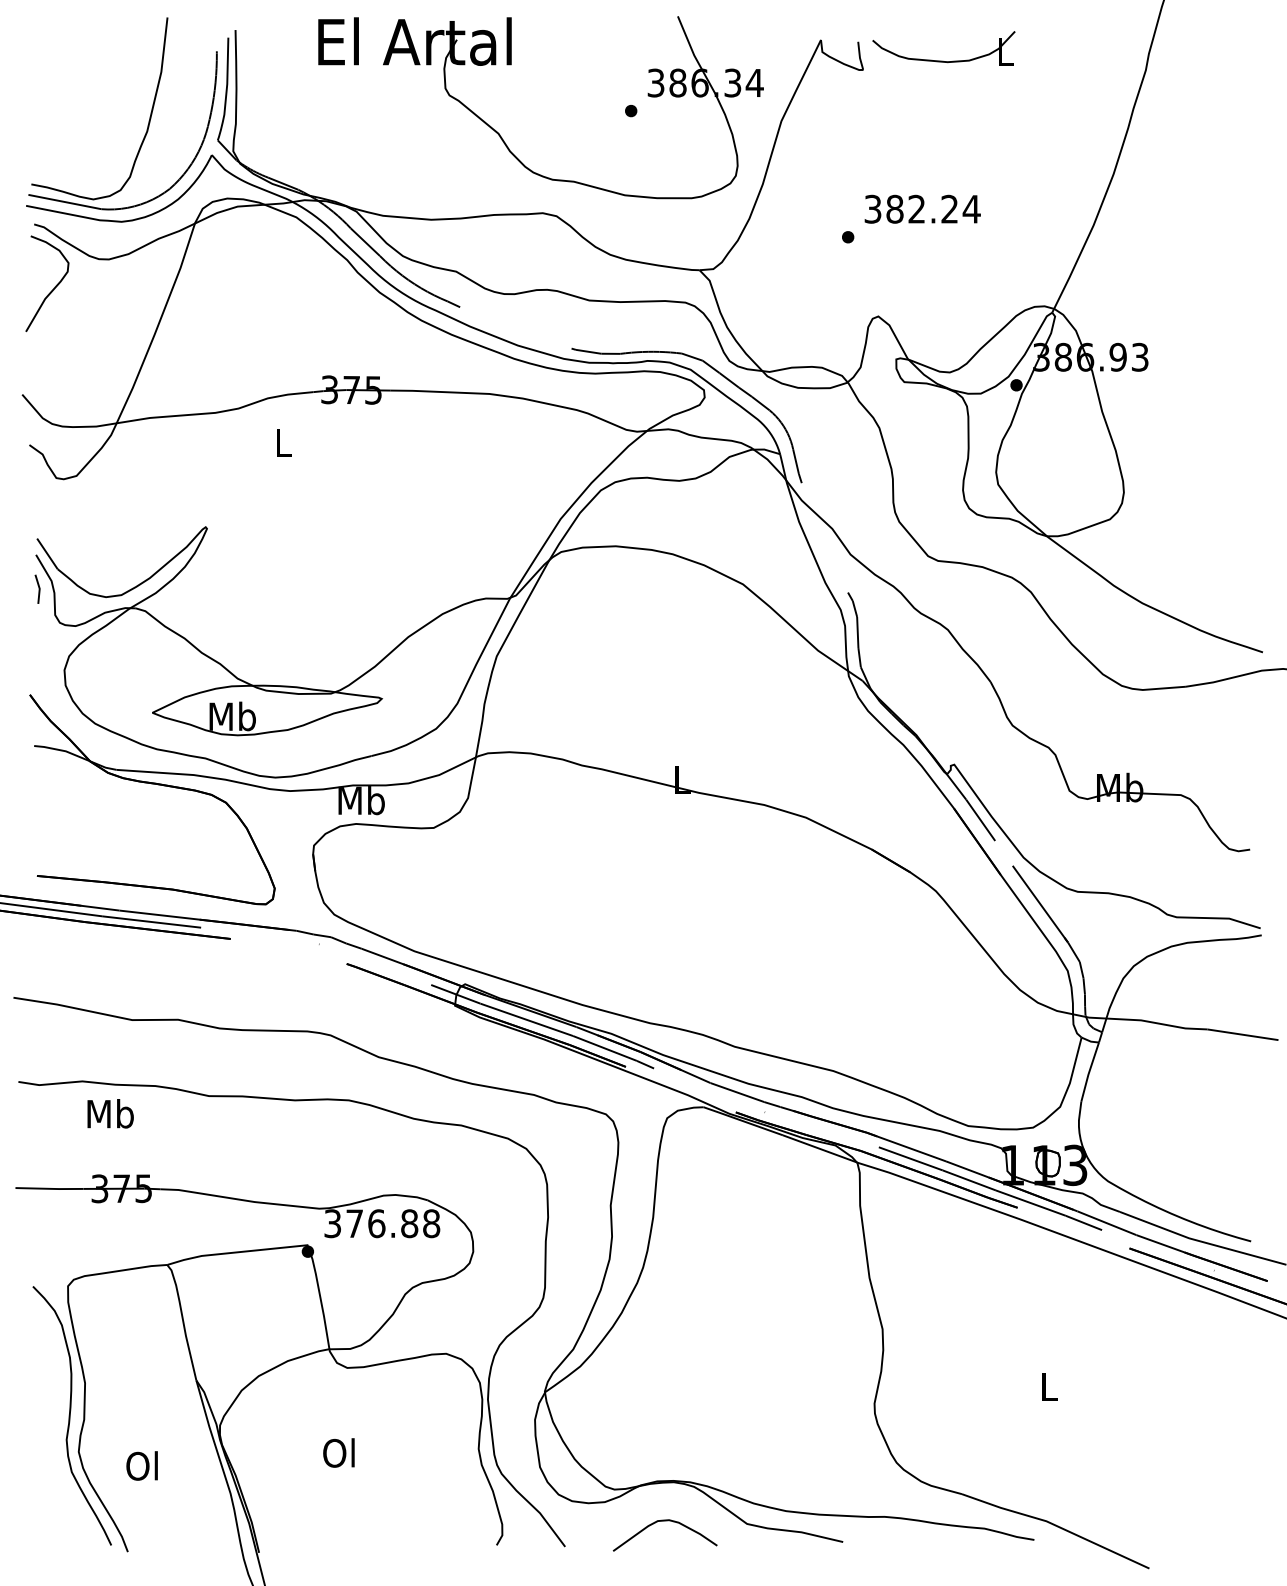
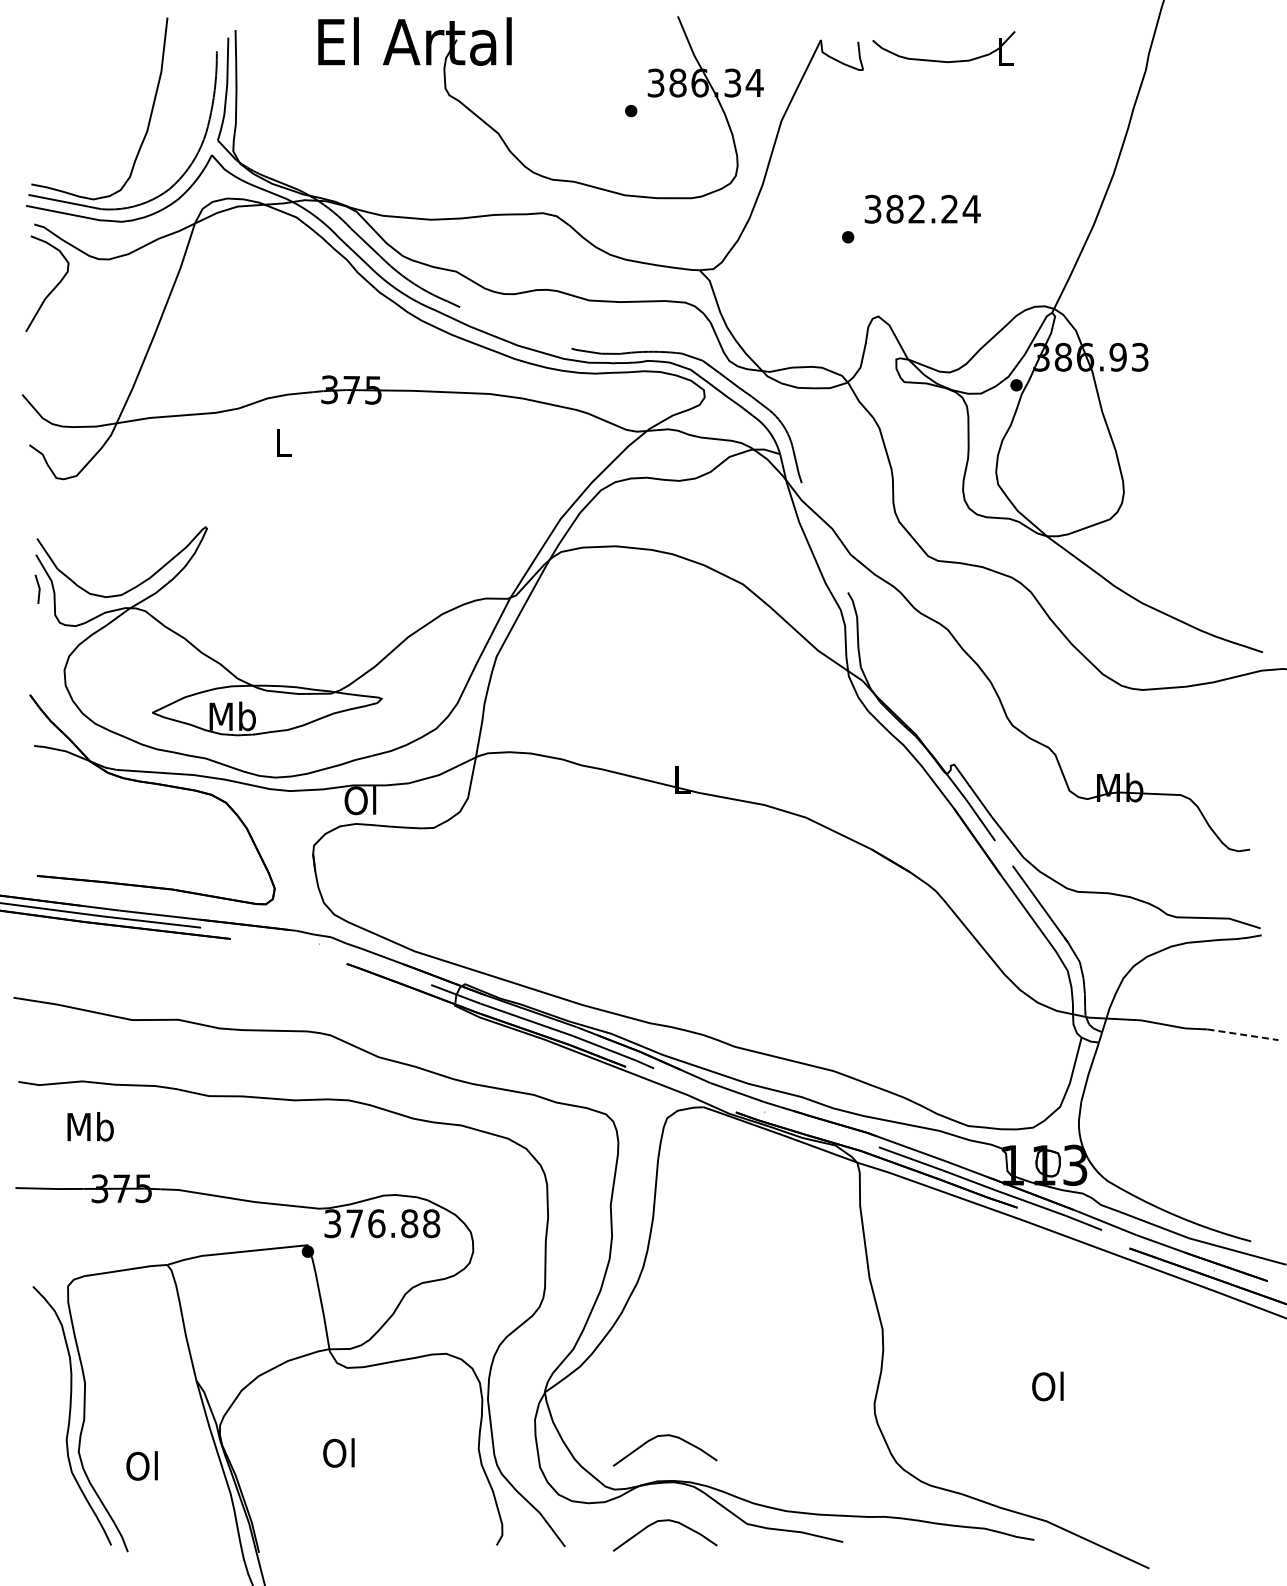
text: Mb -> Ol (361, 800)
line: solid -> dashed (1243, 1034)
text position: (110, 1113) -> (90, 1126) (90, 1126)
text: L -> Ol (1047, 1386)
curve: none -> present (664, 1436)
